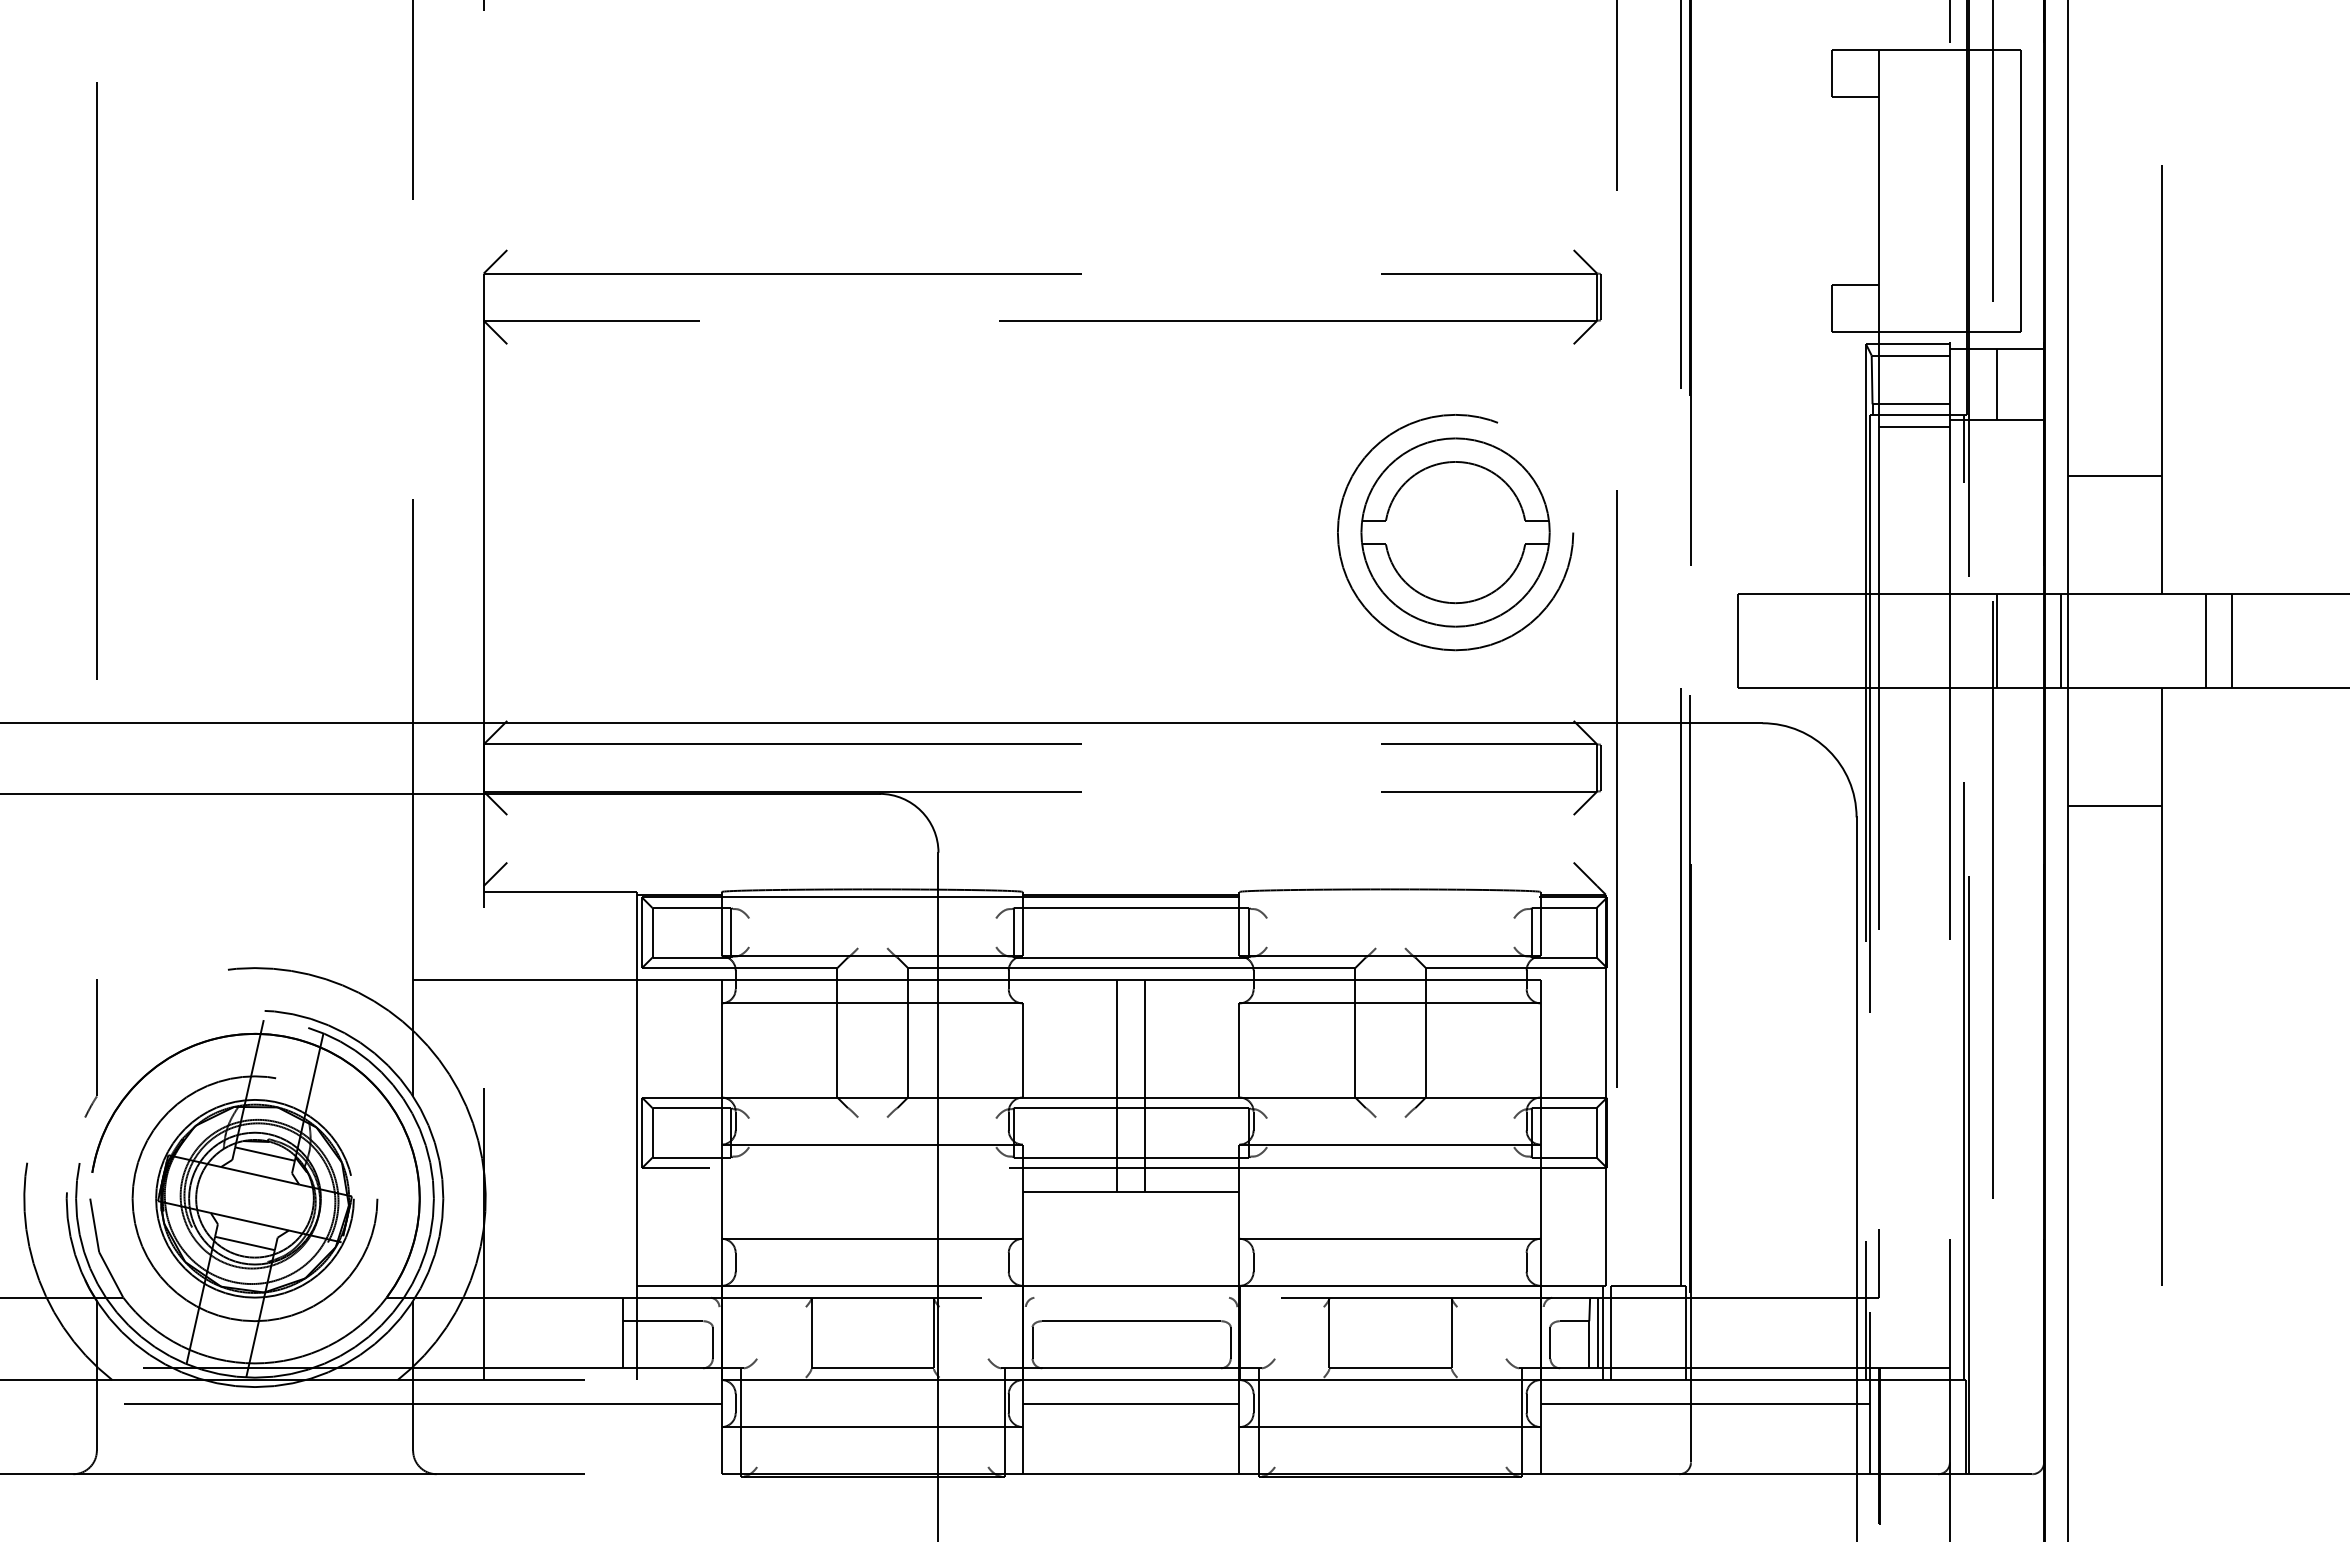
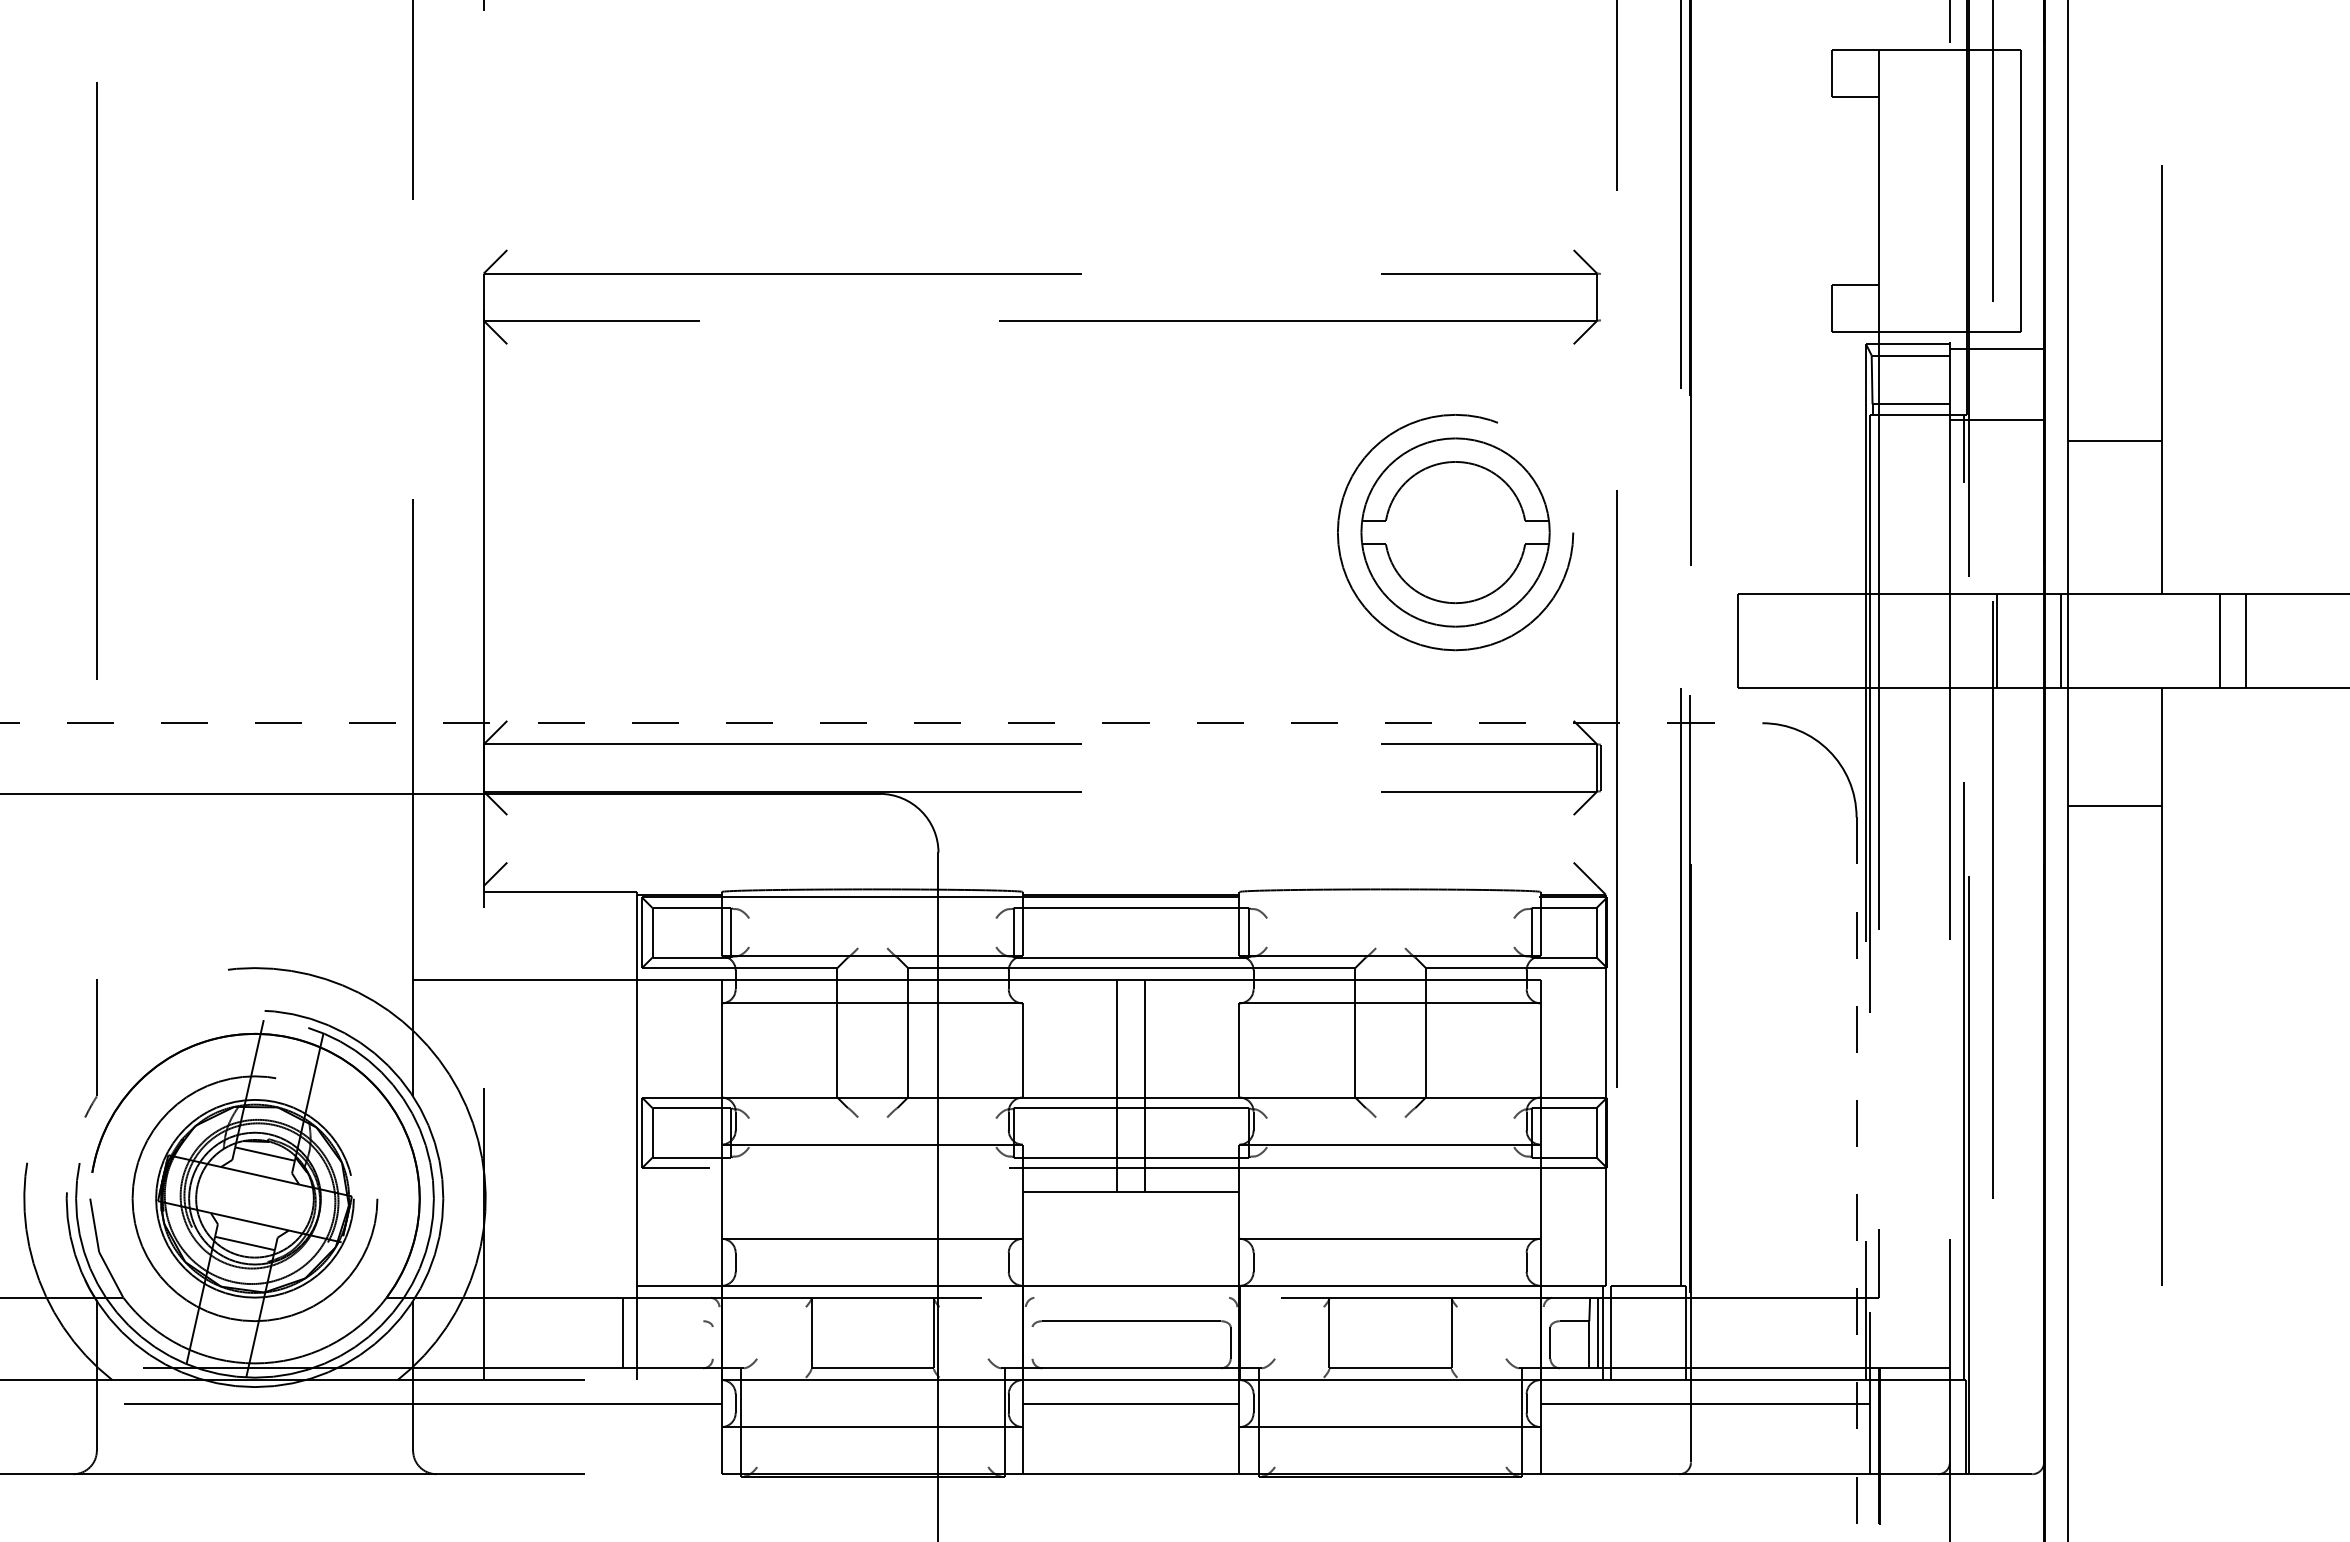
line: present -> none (1600, 297)
line: present -> none (1997, 384)
line: present -> none (1914, 426)
line position: (2114, 476) -> (2114, 441) (2114, 441)
line position: (2205, 640) -> (2219, 640) (2219, 640)
line position: (2232, 640) -> (2246, 640) (2246, 640)
line: solid -> dashed (881, 723)
line: solid -> dashed (1856, 1179)
line: present -> none (663, 1321)
line: present -> none (712, 1342)
line: present -> none (1032, 1342)
